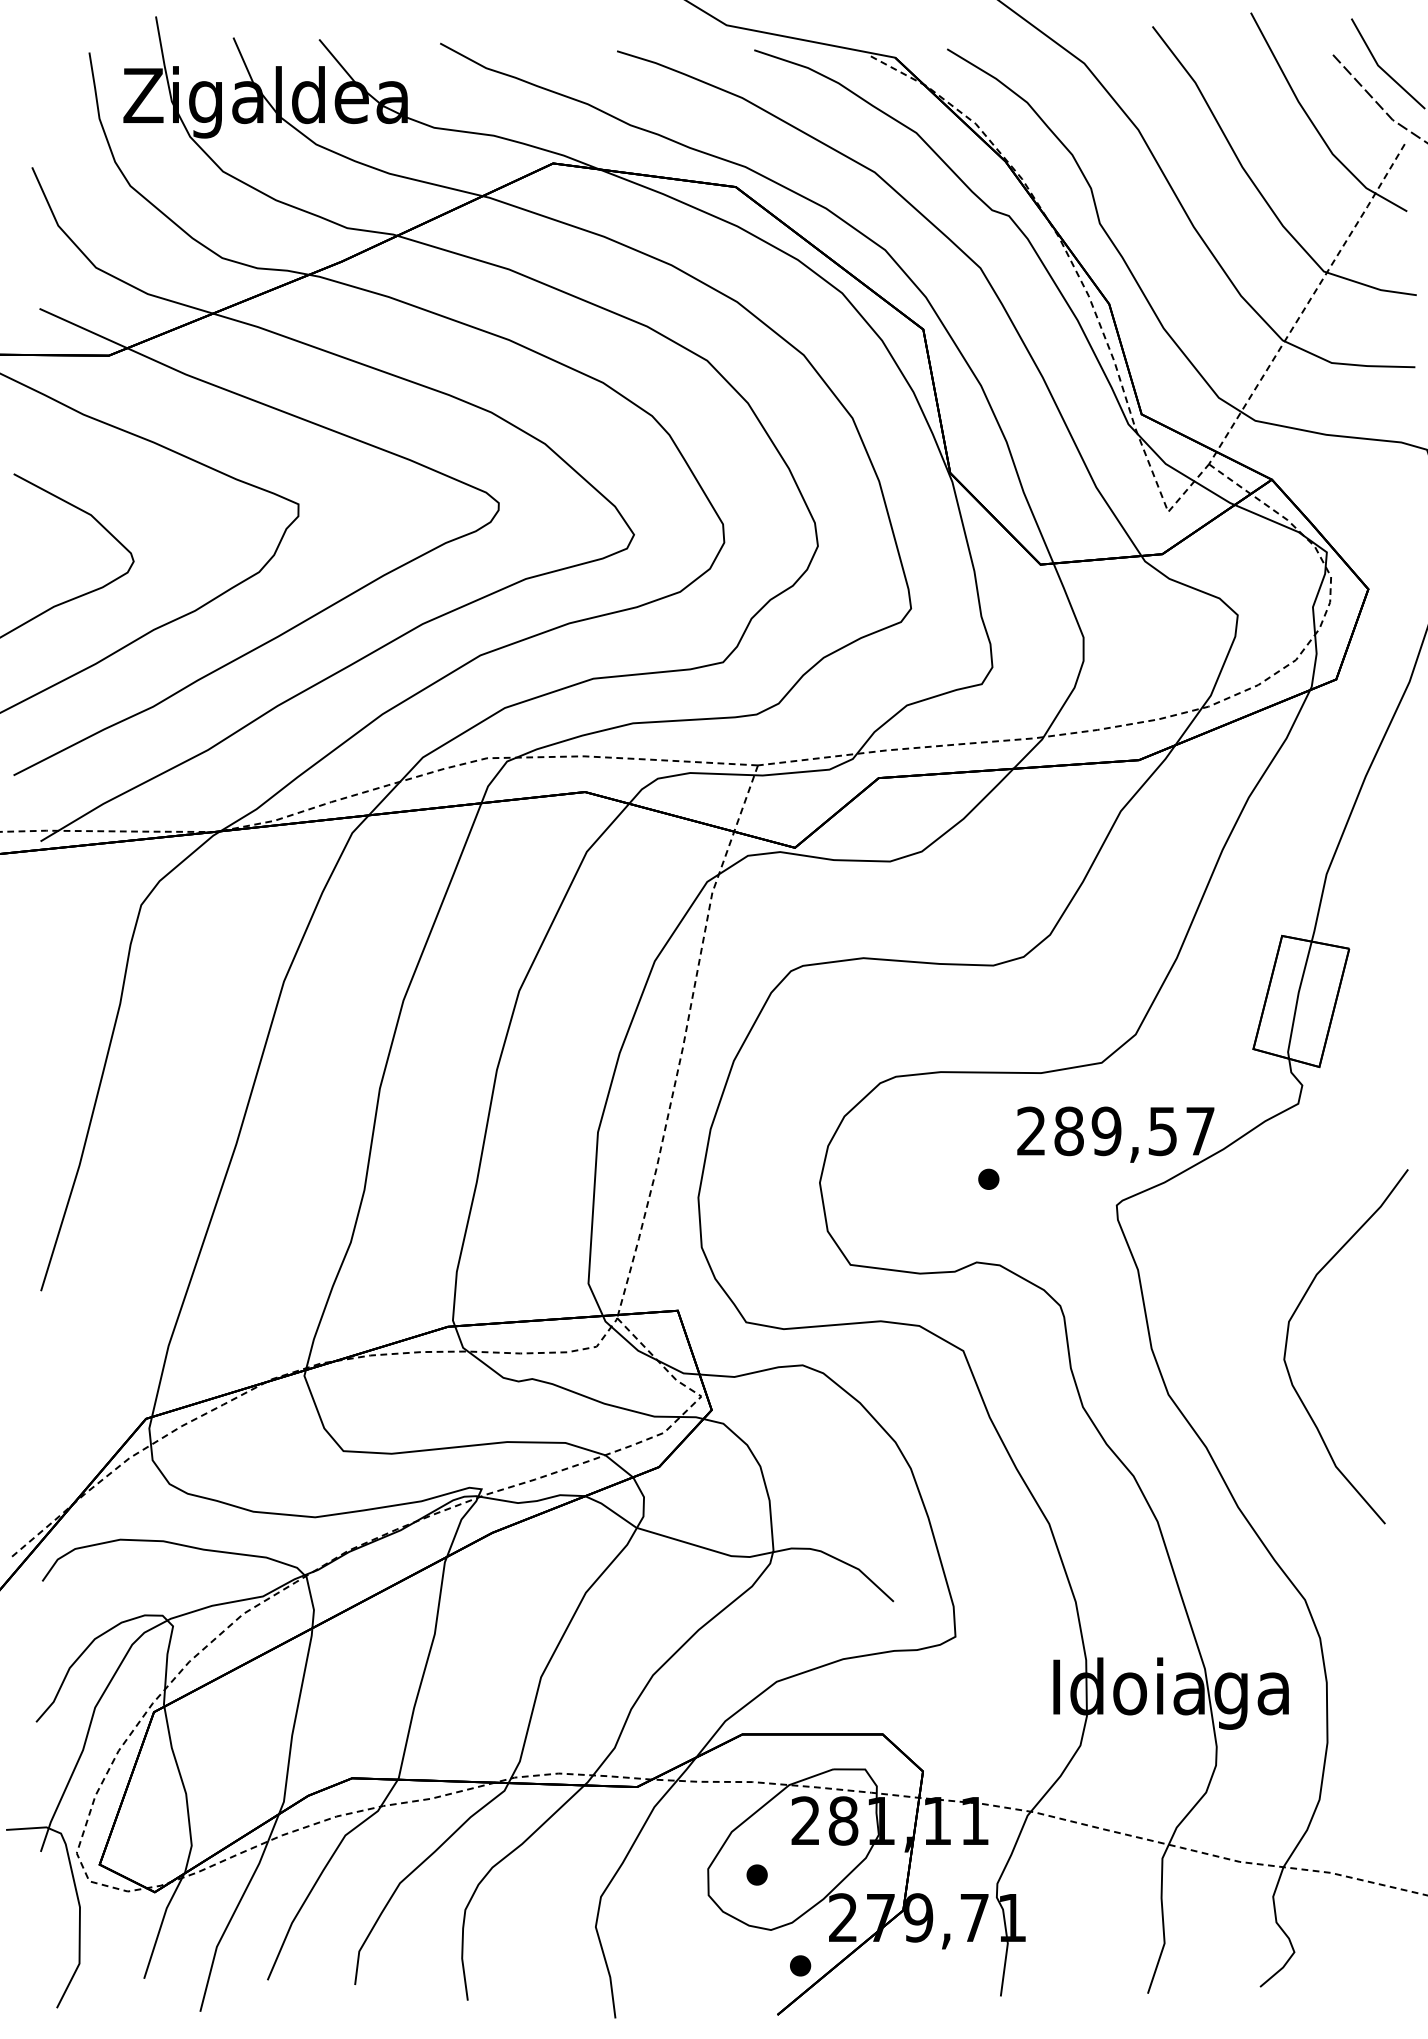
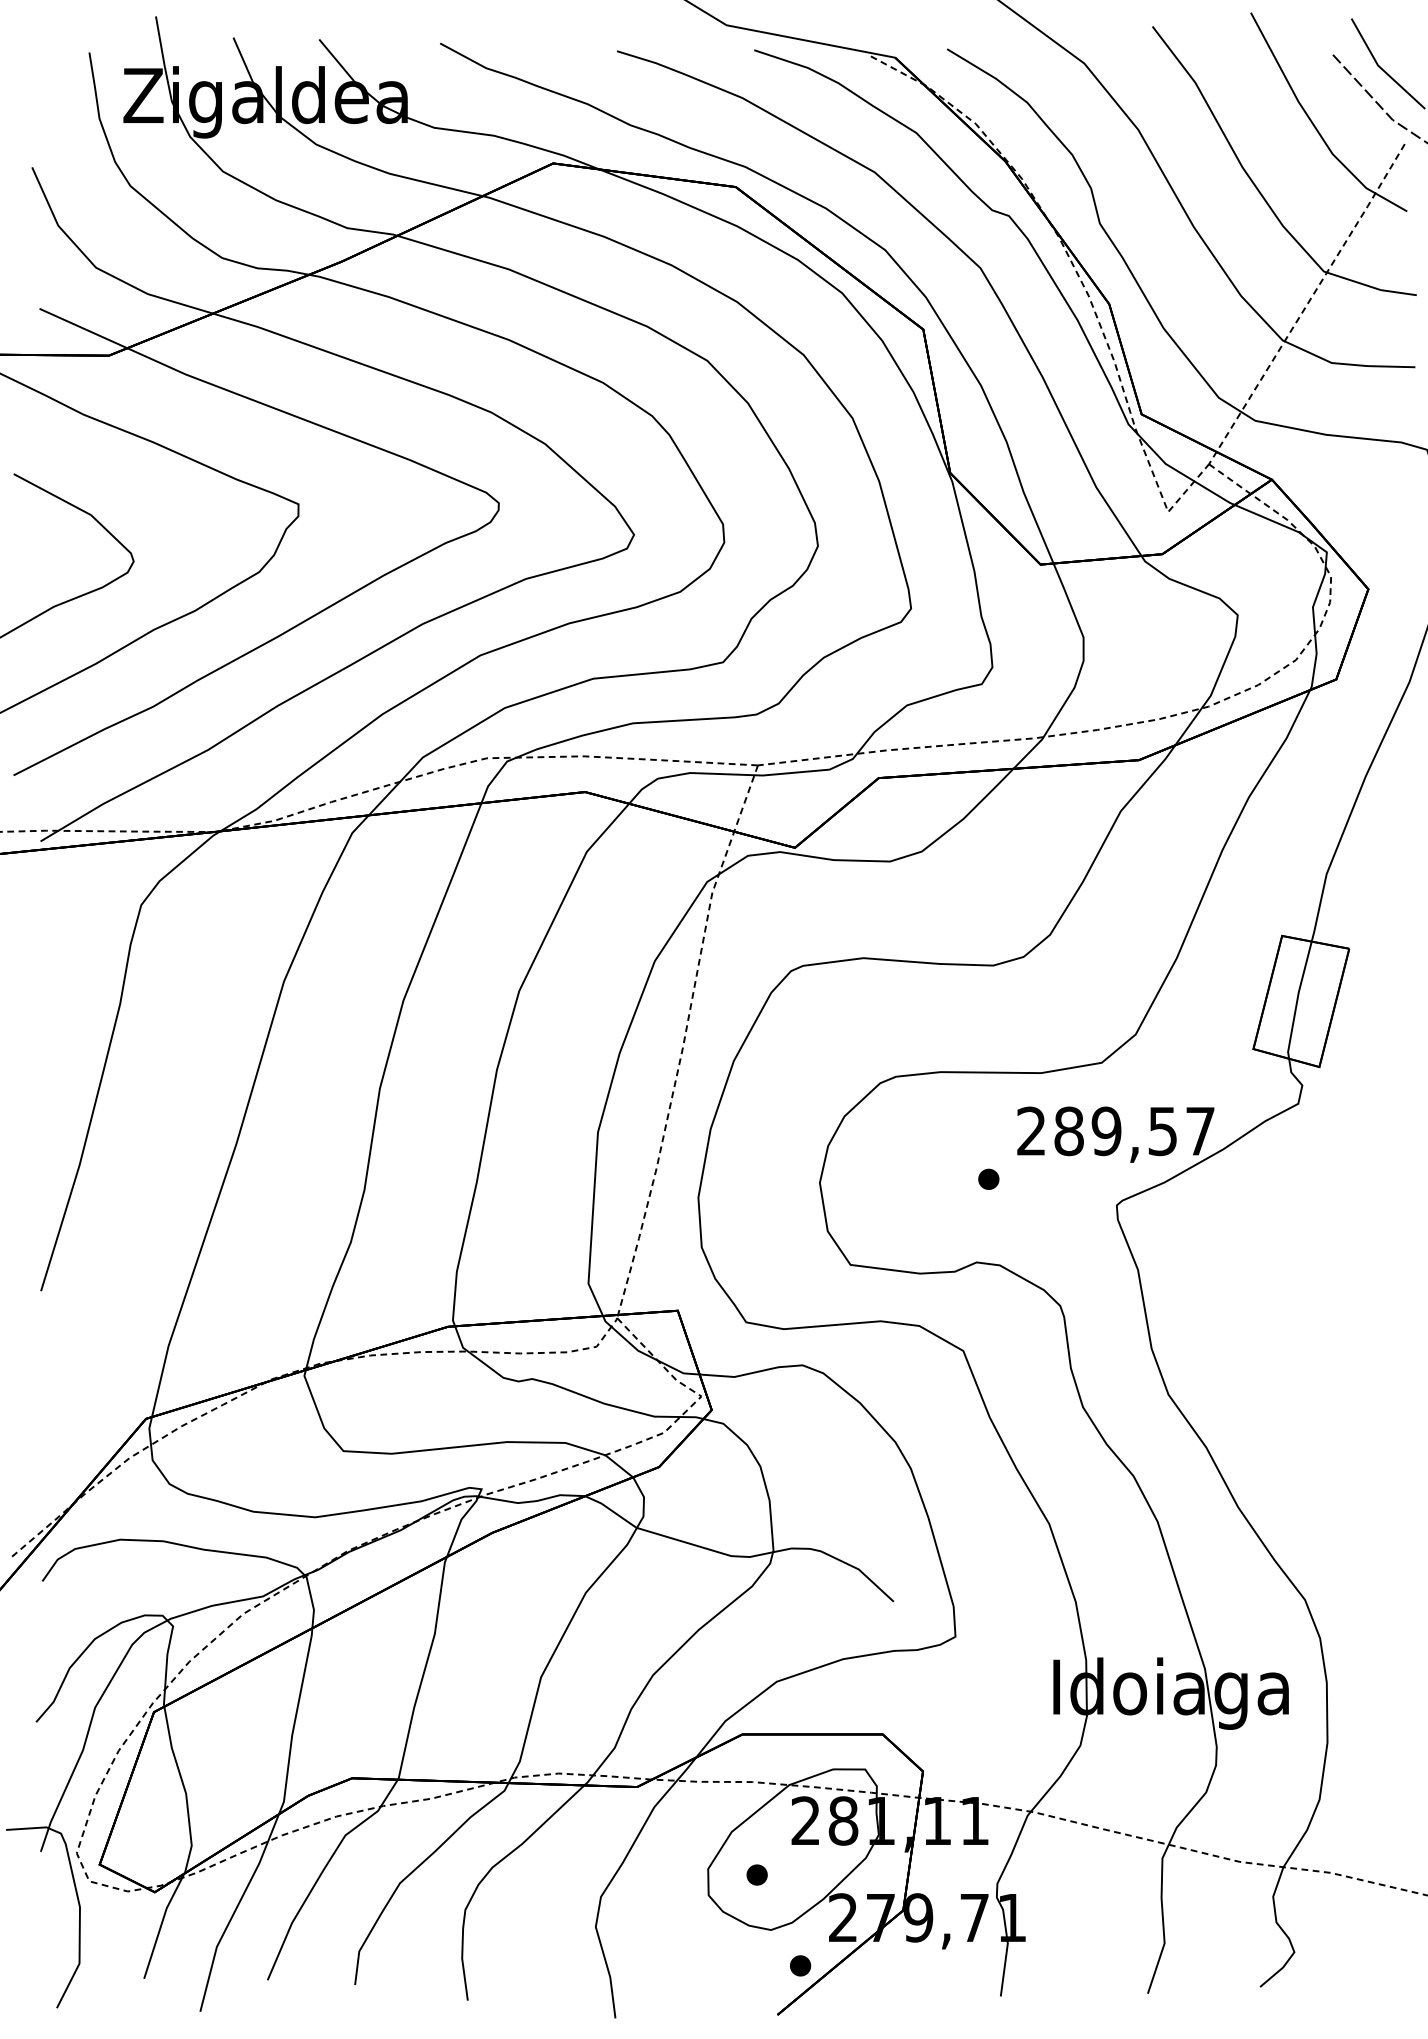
curve: present -> none (1287, 1344)
